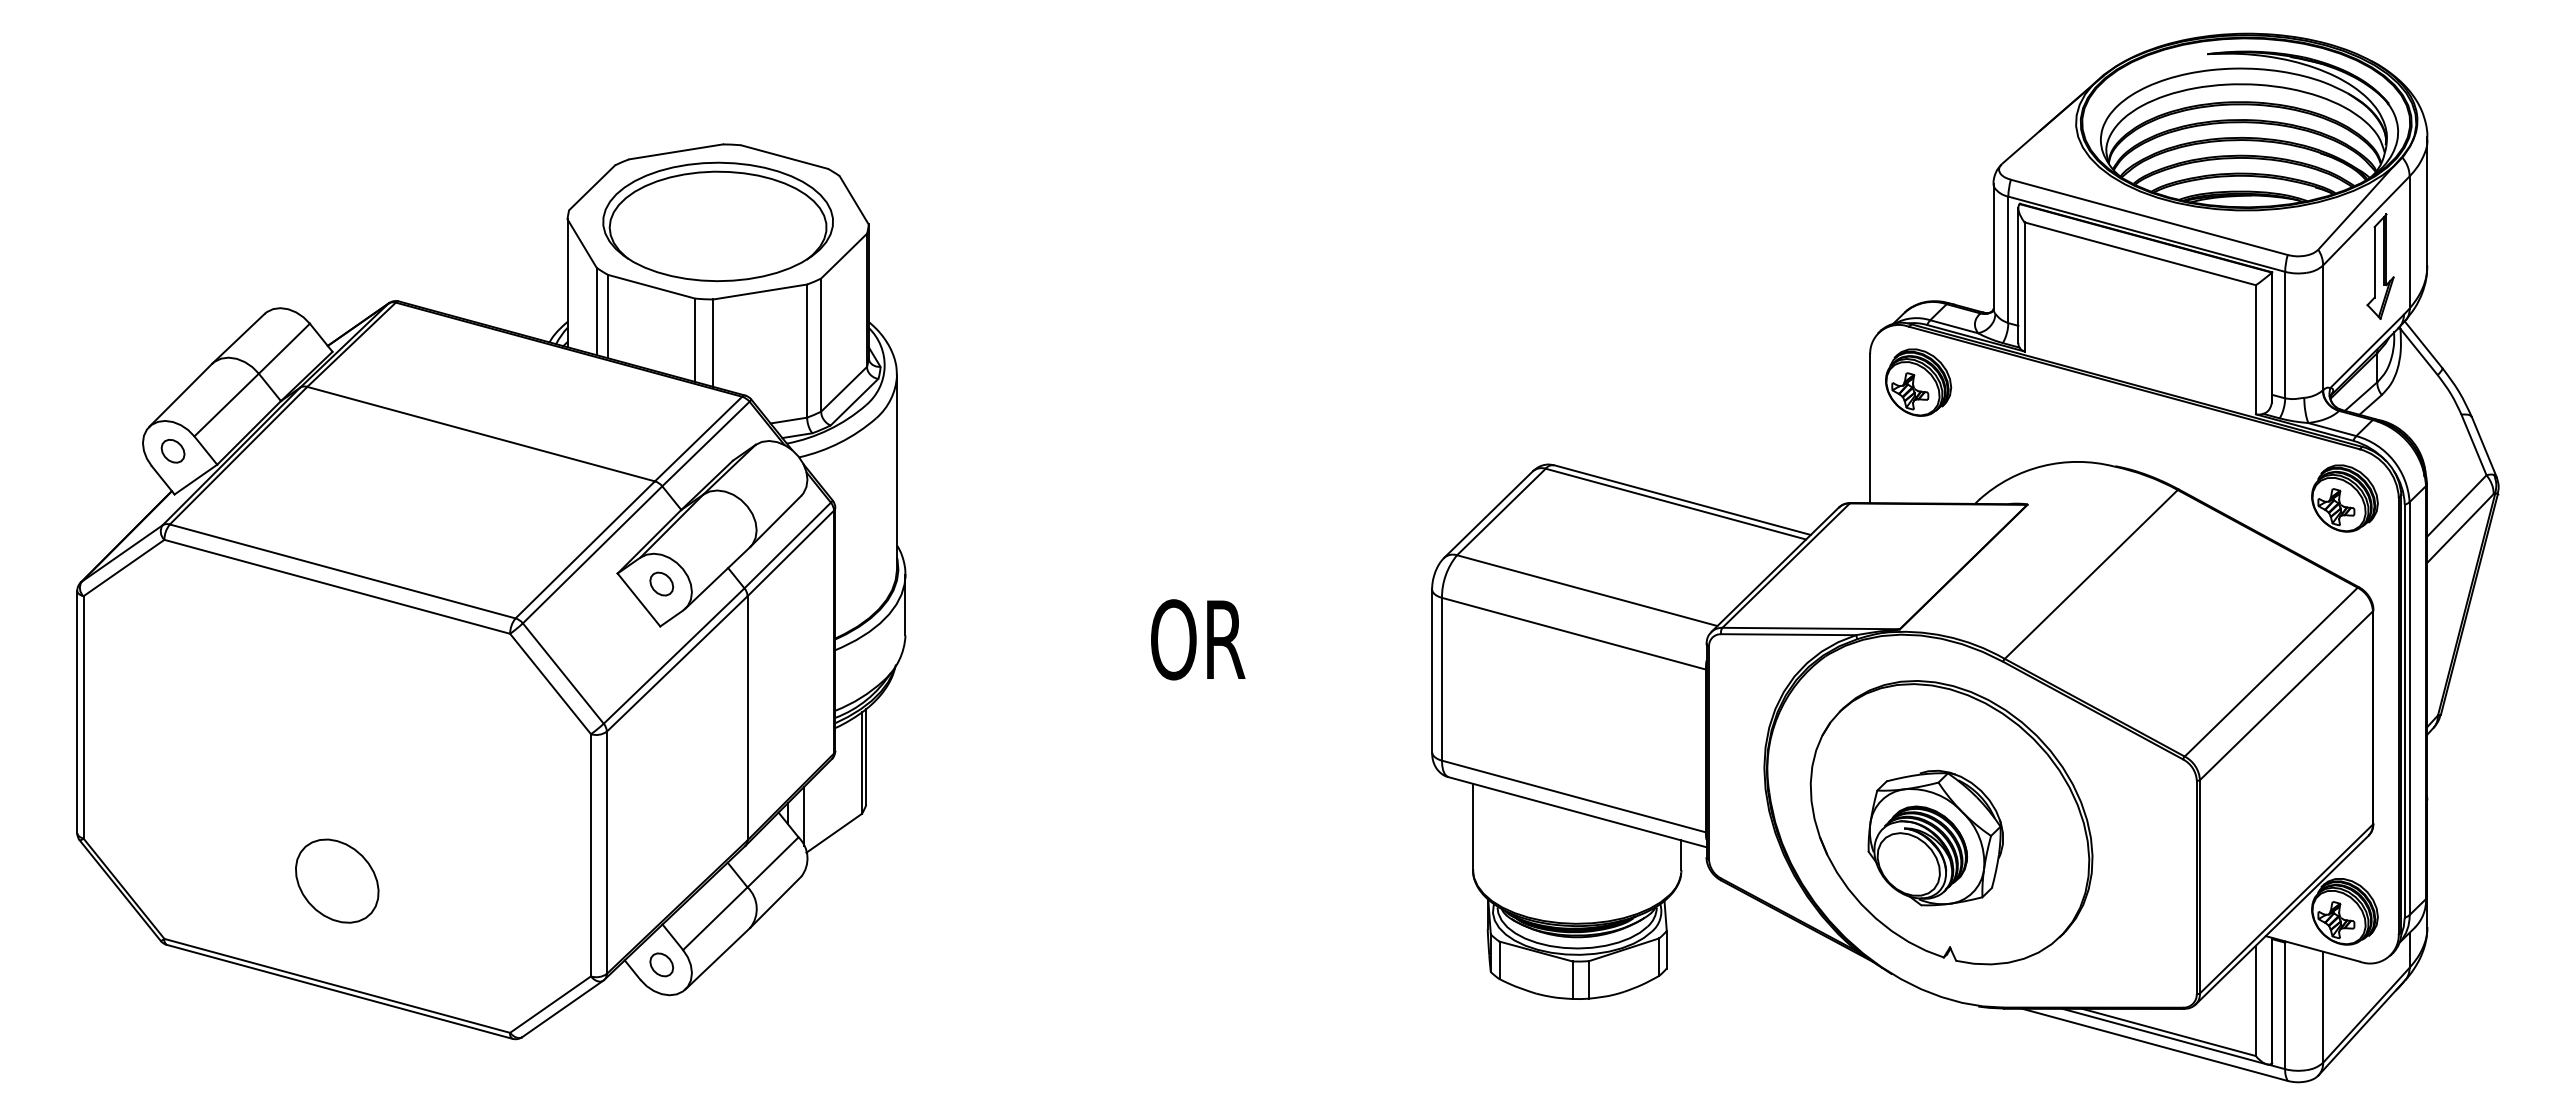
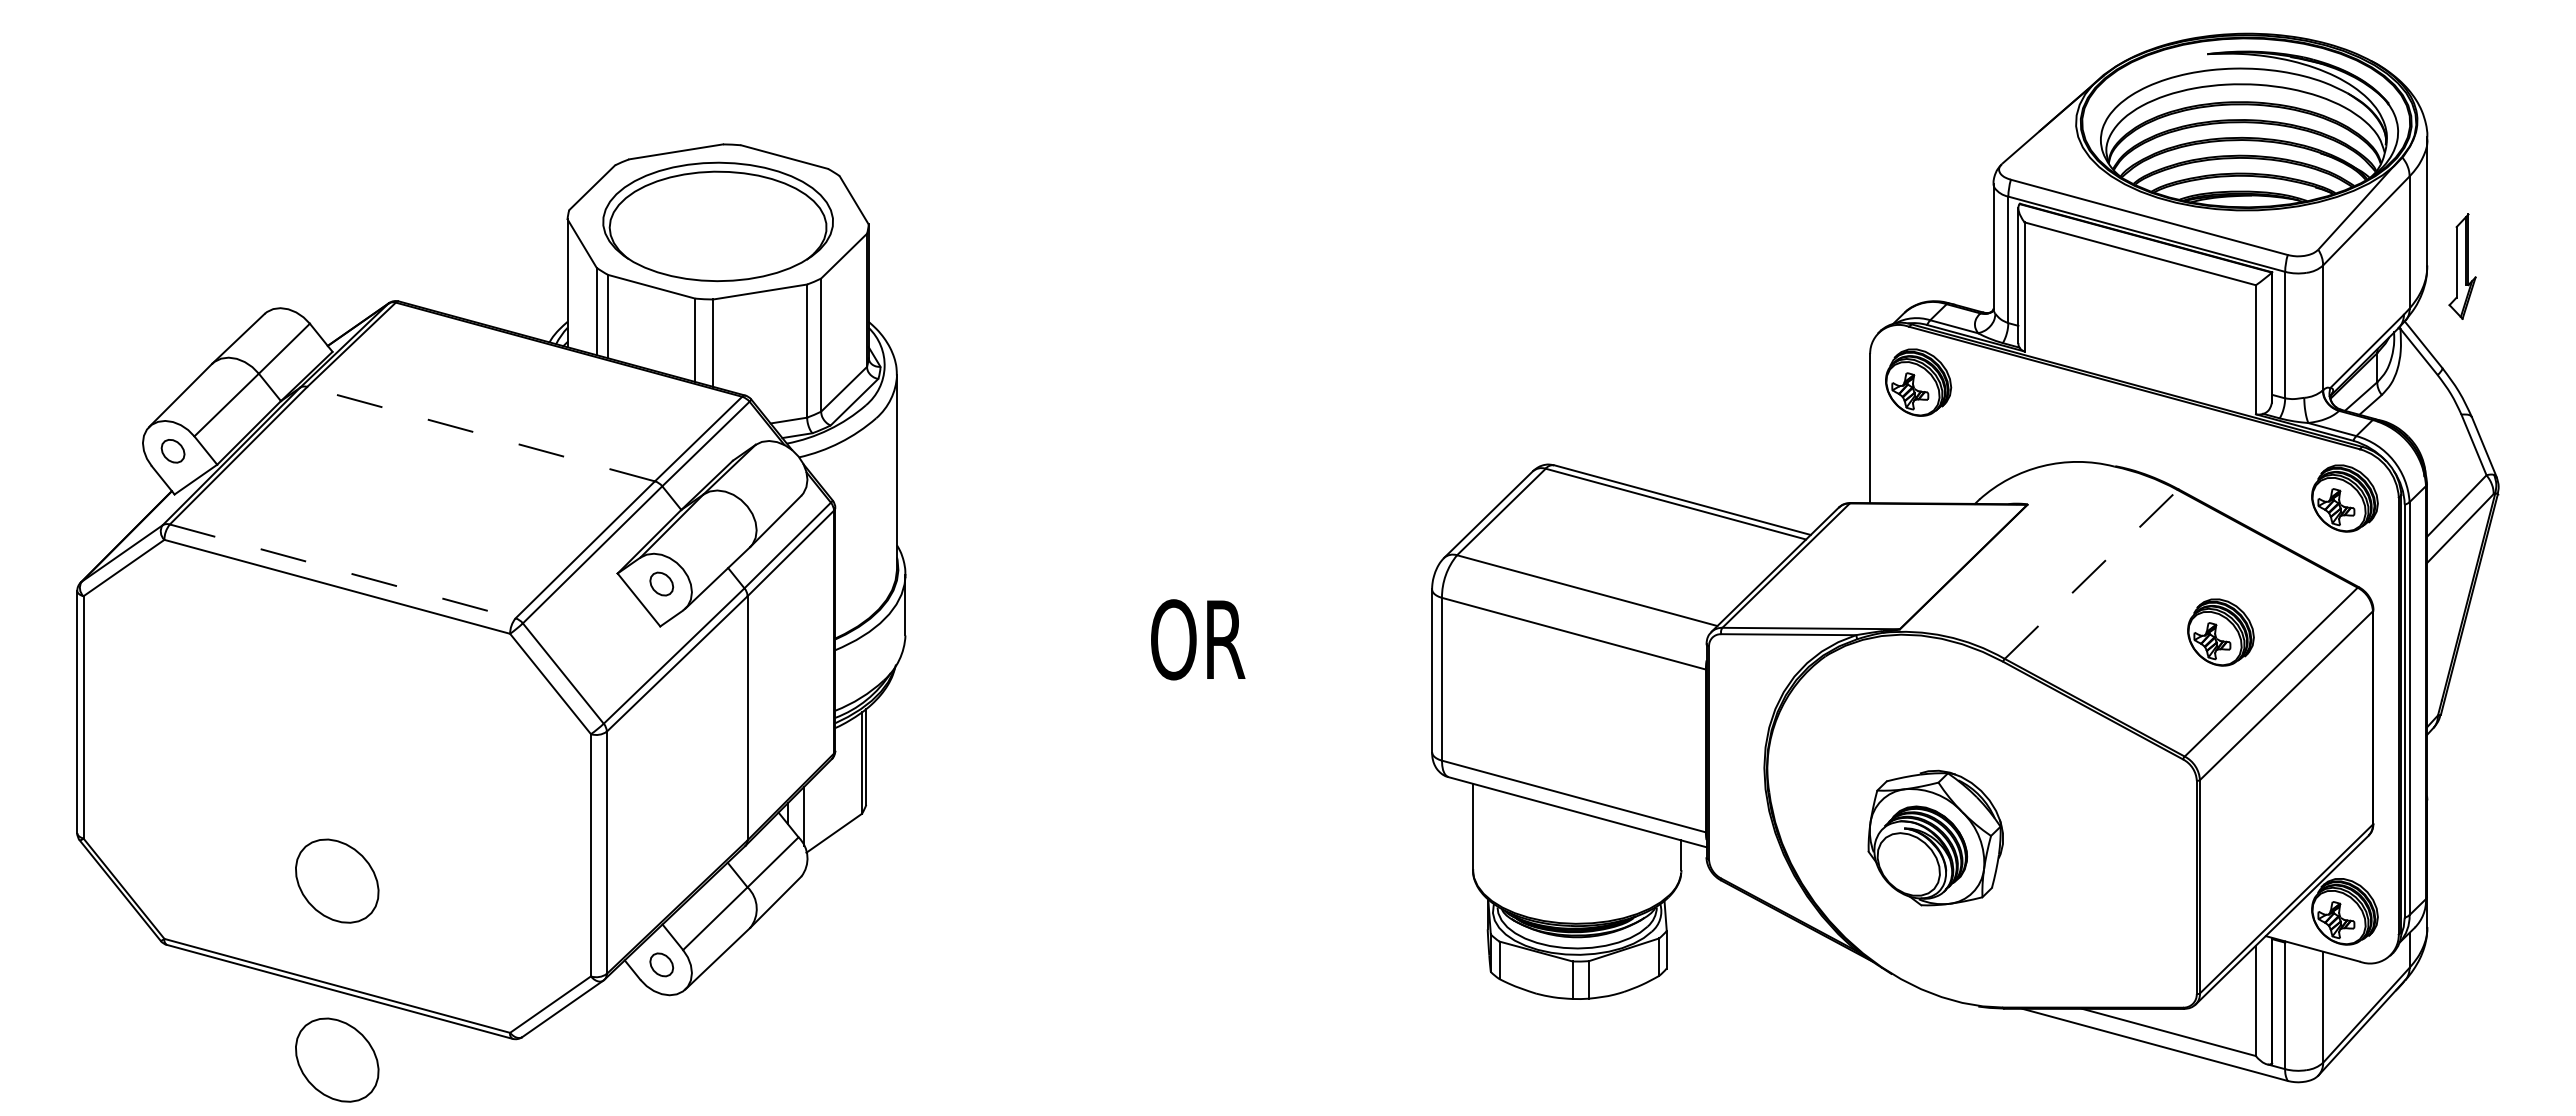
part position: (2380, 266) -> (2462, 266) (2462, 266)
line: solid -> dashed (480, 434)
line: solid -> dashed (343, 571)
line: solid -> dashed (2091, 574)
part: none -> present (2220, 632)
part: present -> none (1951, 822)
line: present -> none (2164, 1036)
part: none -> present (337, 1059)
